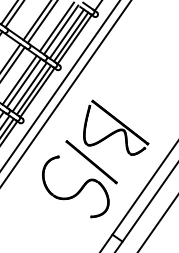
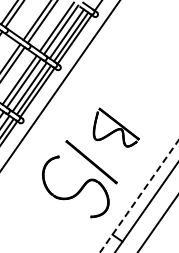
line: present -> none (65, 93)
part size: 67x57 px -> 48x41 px (115, 127)
line: solid -> dashed (139, 196)
